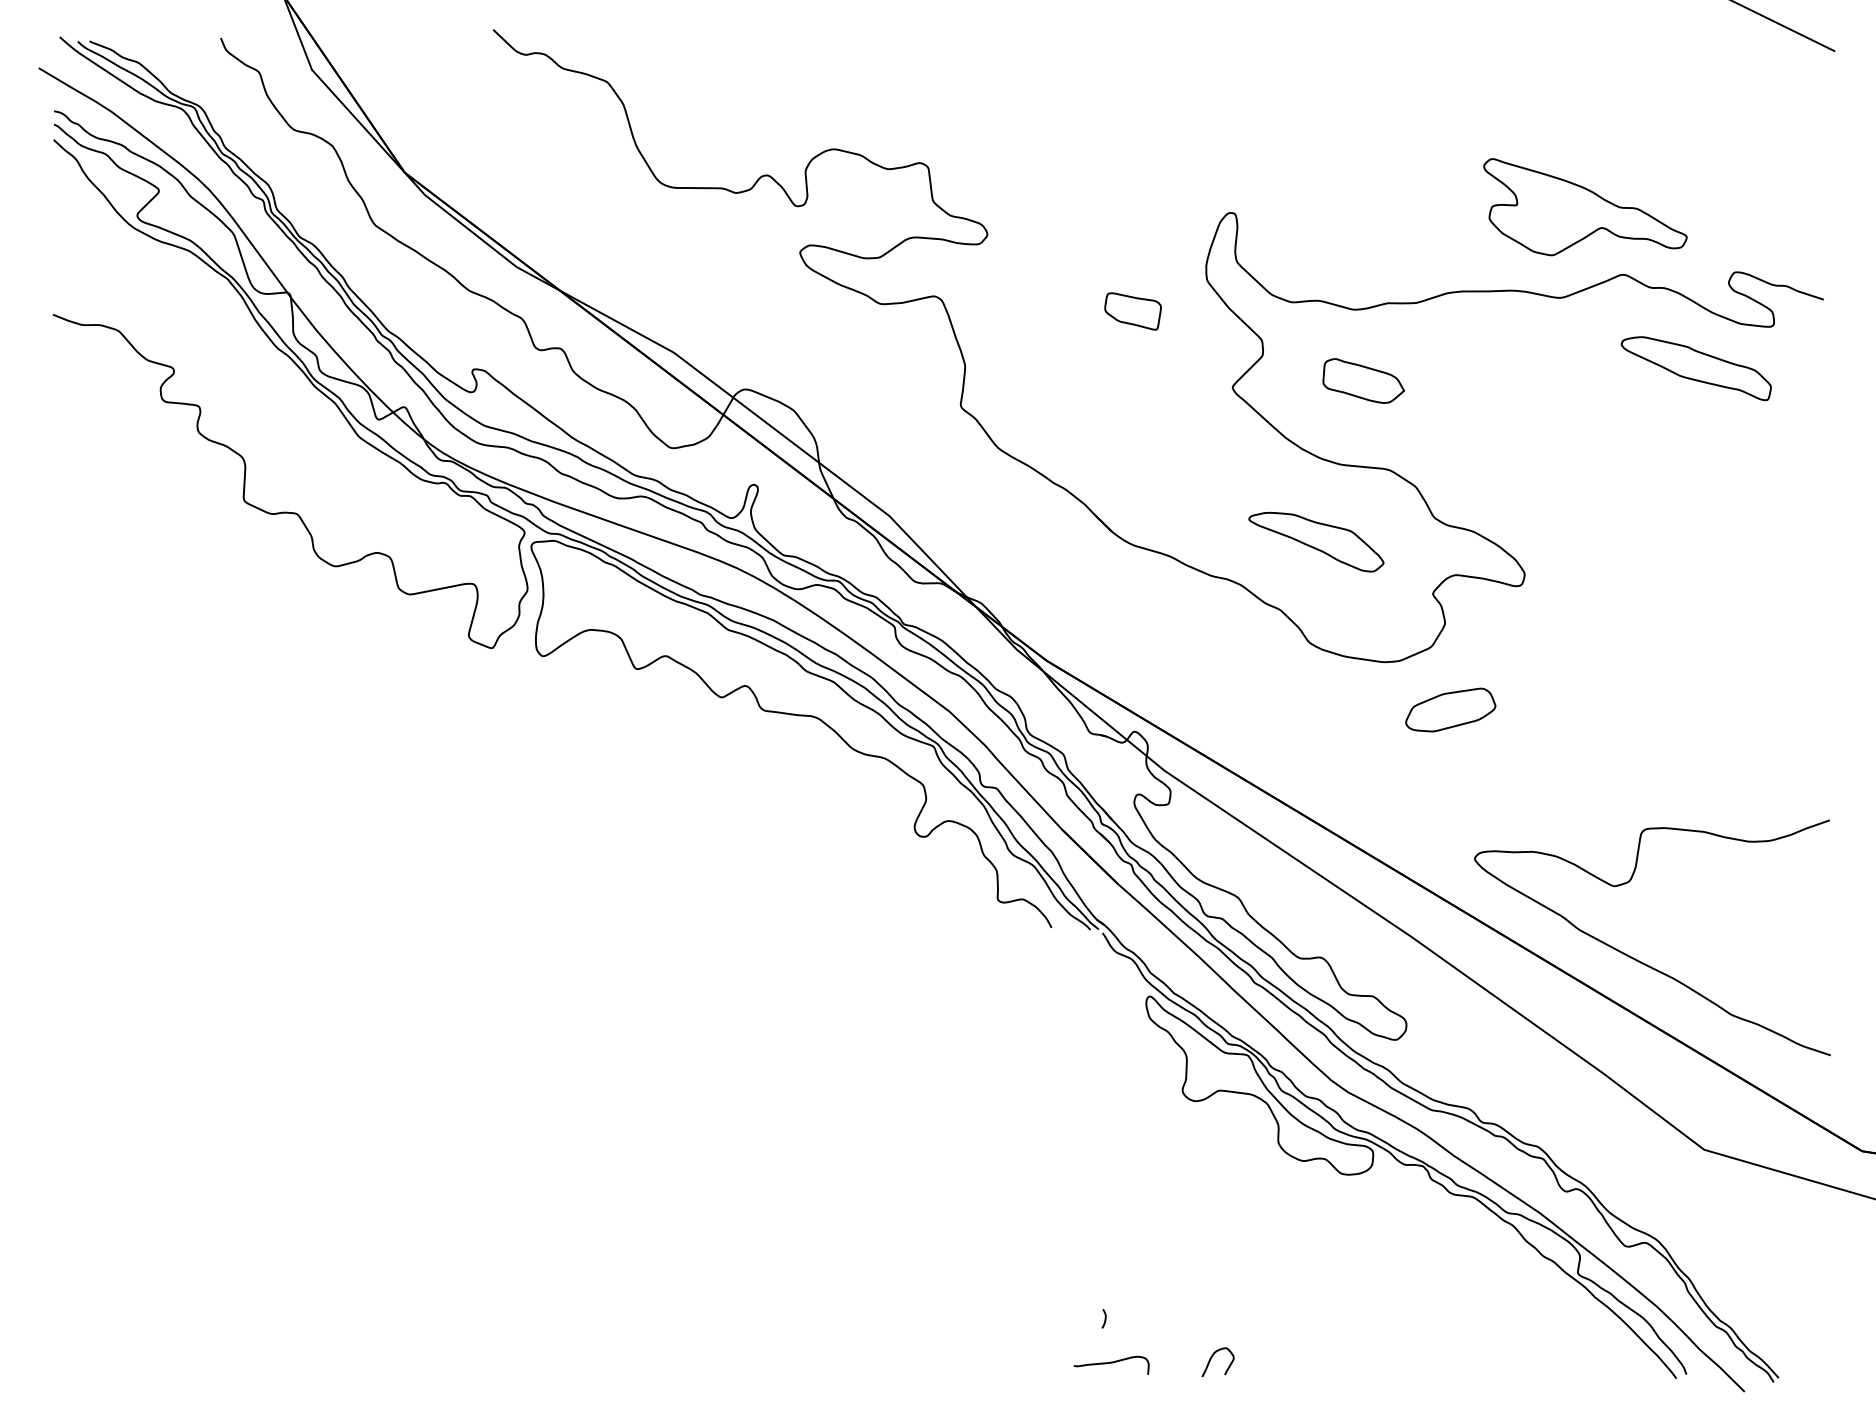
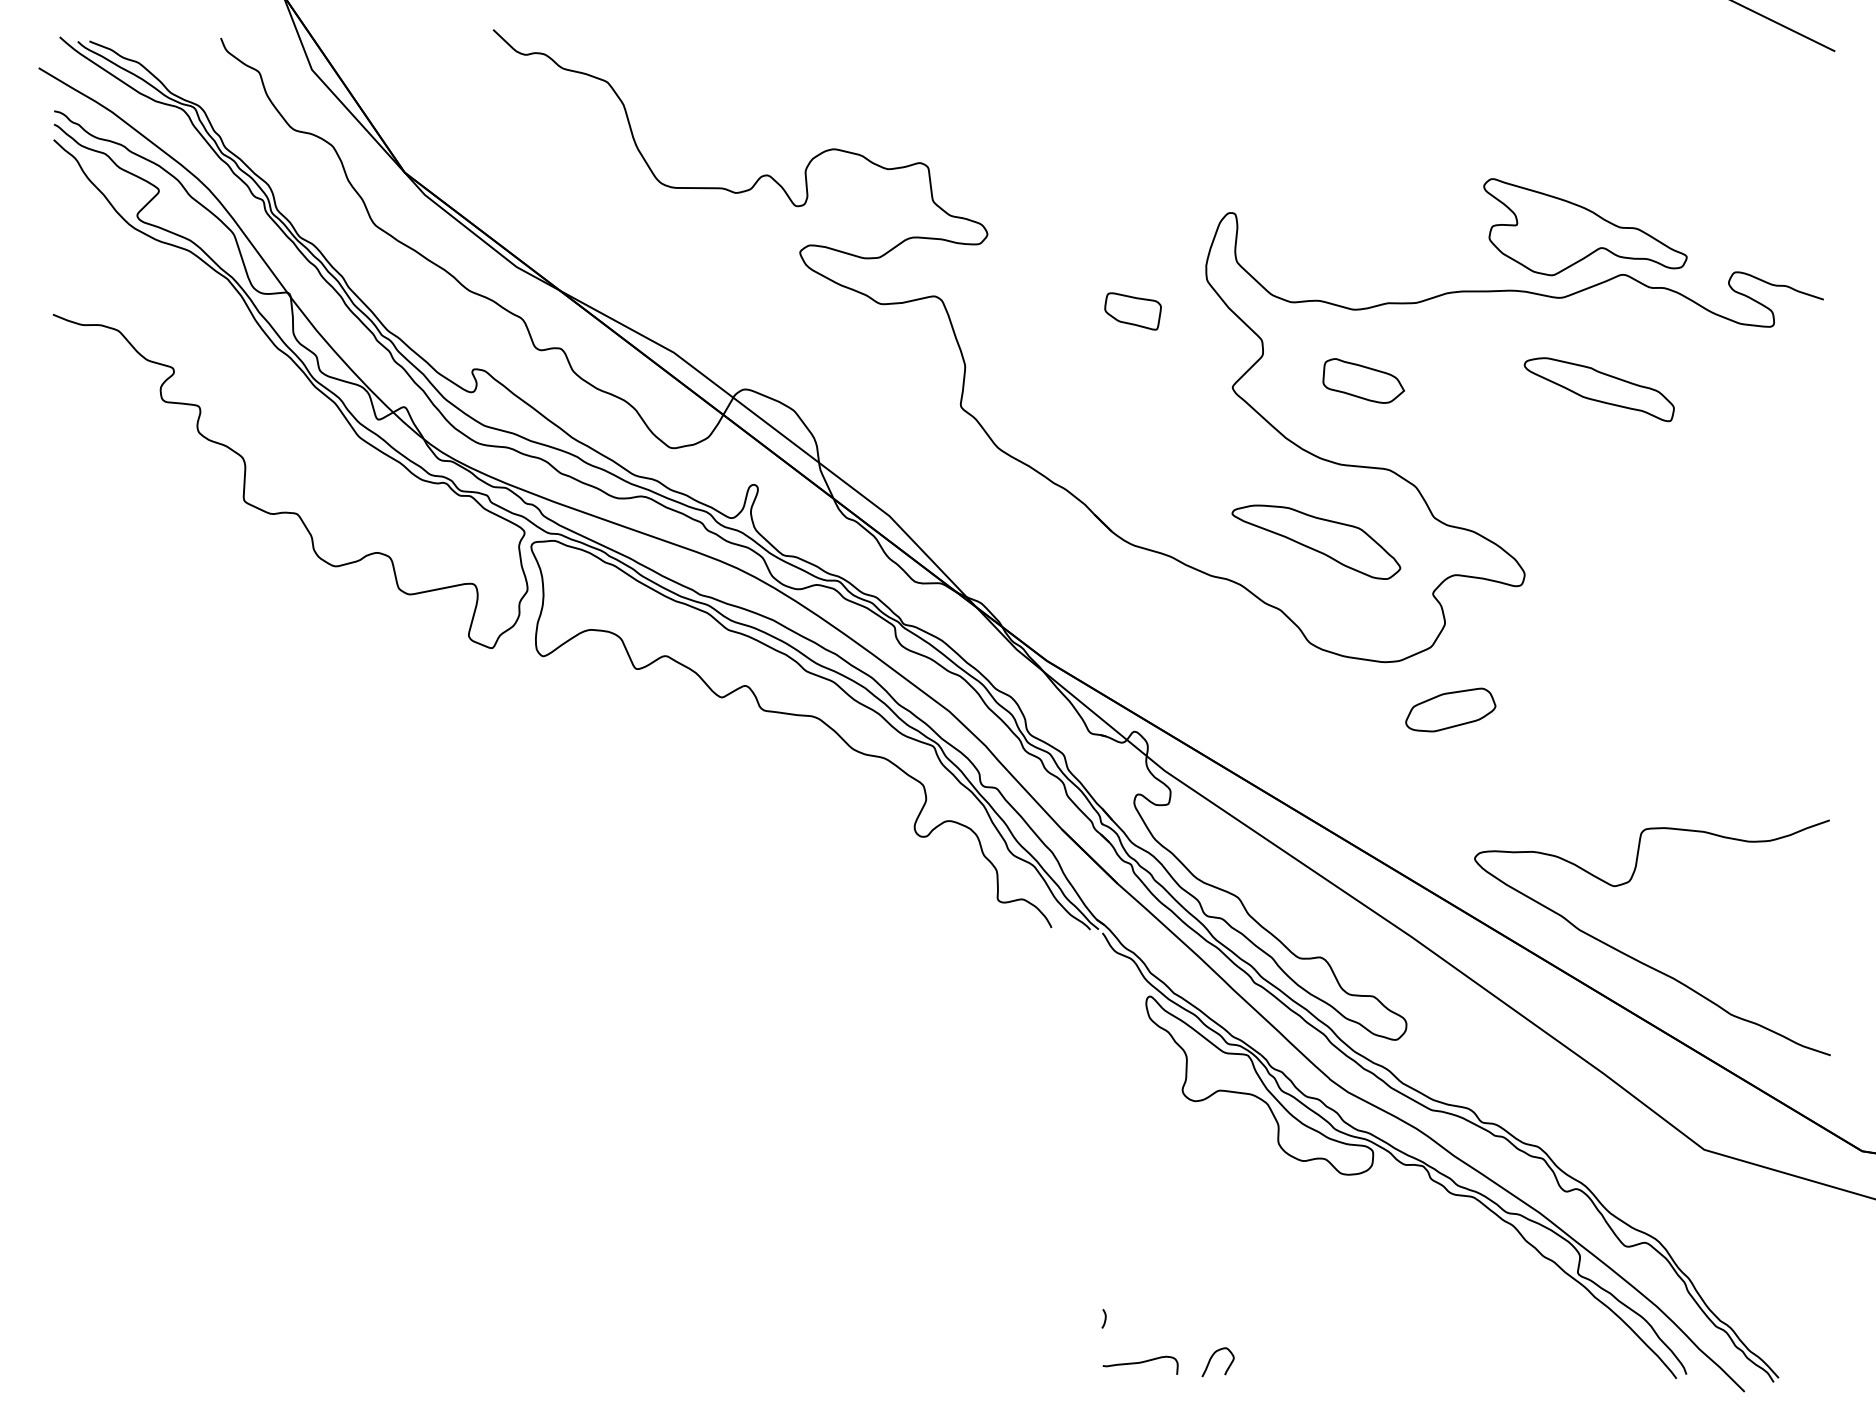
part position: (1585, 207) -> (1585, 227) (1585, 227)
part position: (1695, 368) -> (1598, 389) (1598, 389)
part size: 137x61 px -> 171x76 px (1316, 541)
curve position: (1111, 1363) -> (1140, 1363) (1140, 1363)
